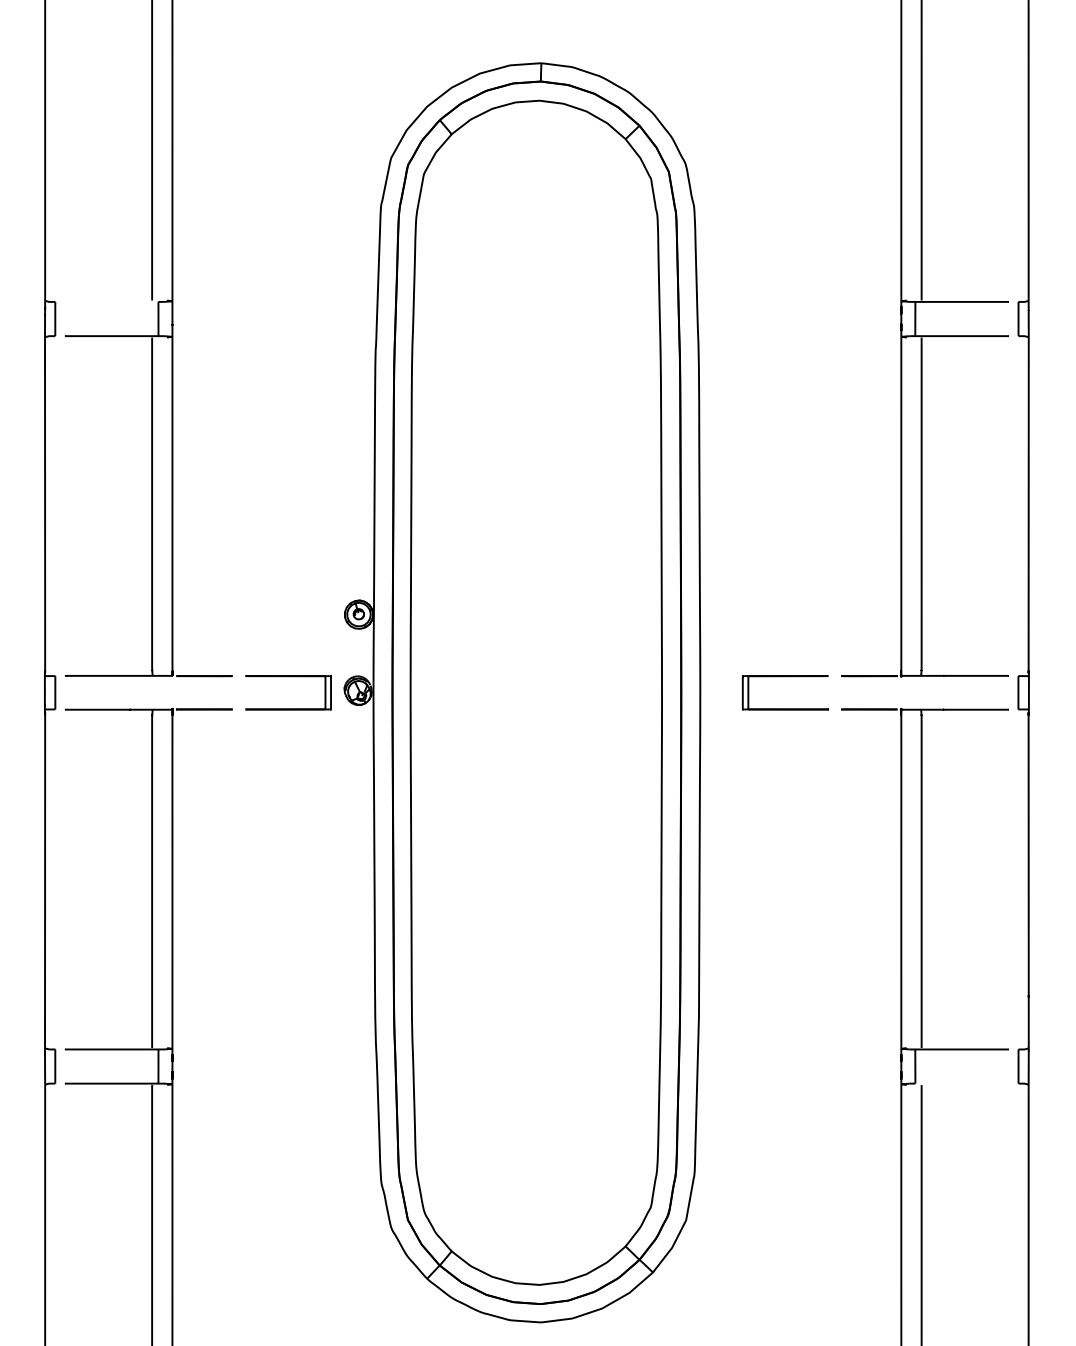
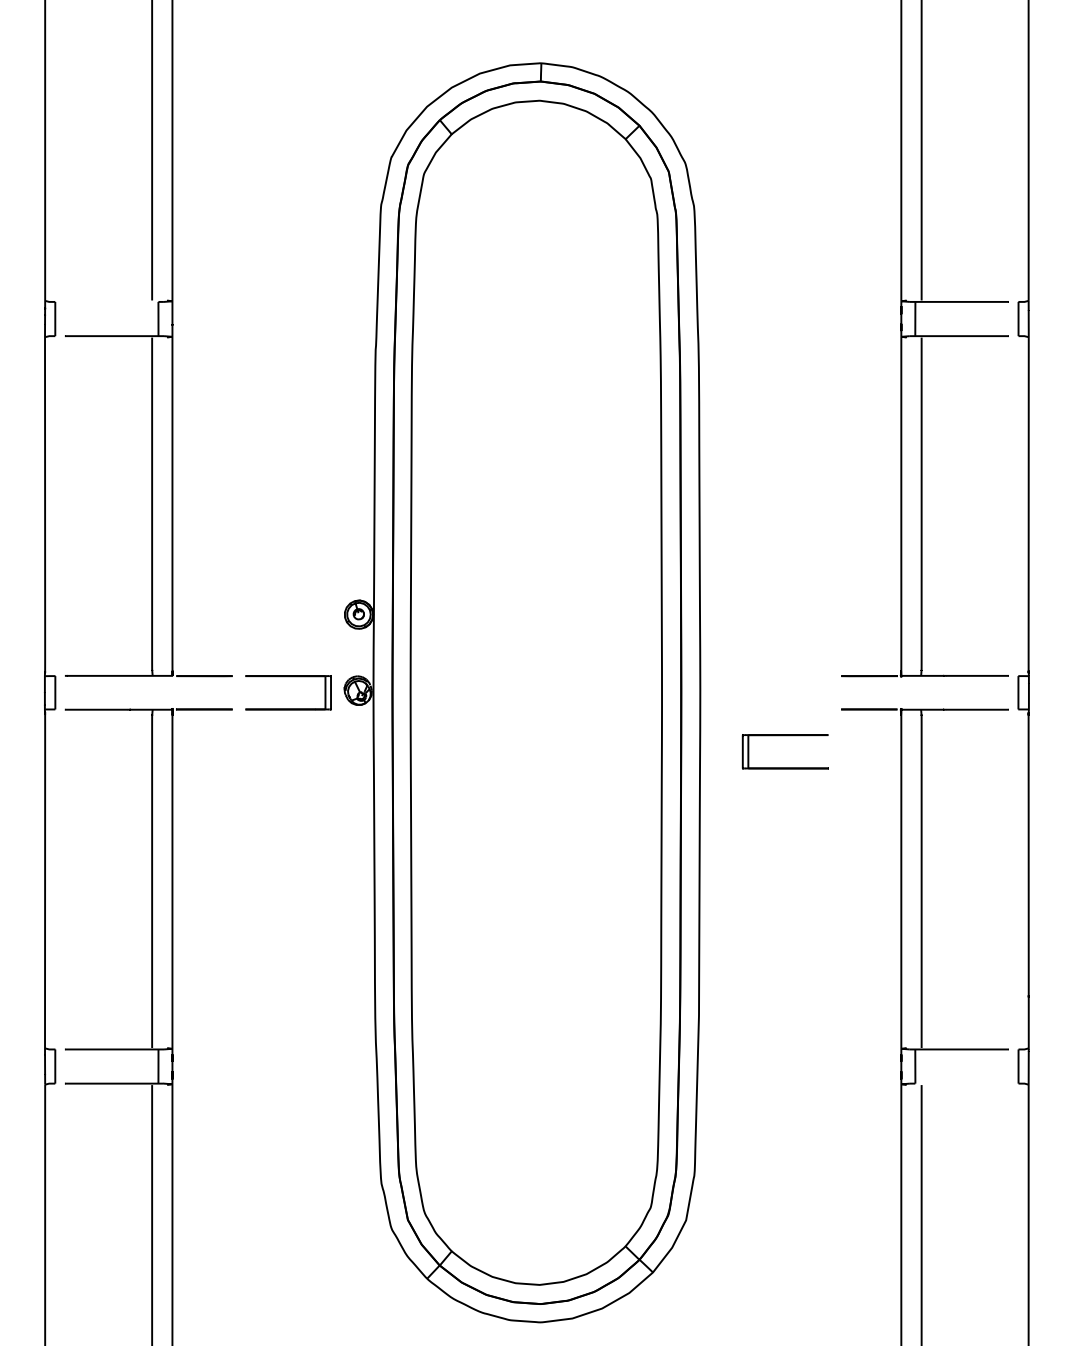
part position: (784, 677) -> (784, 736) (784, 736)
